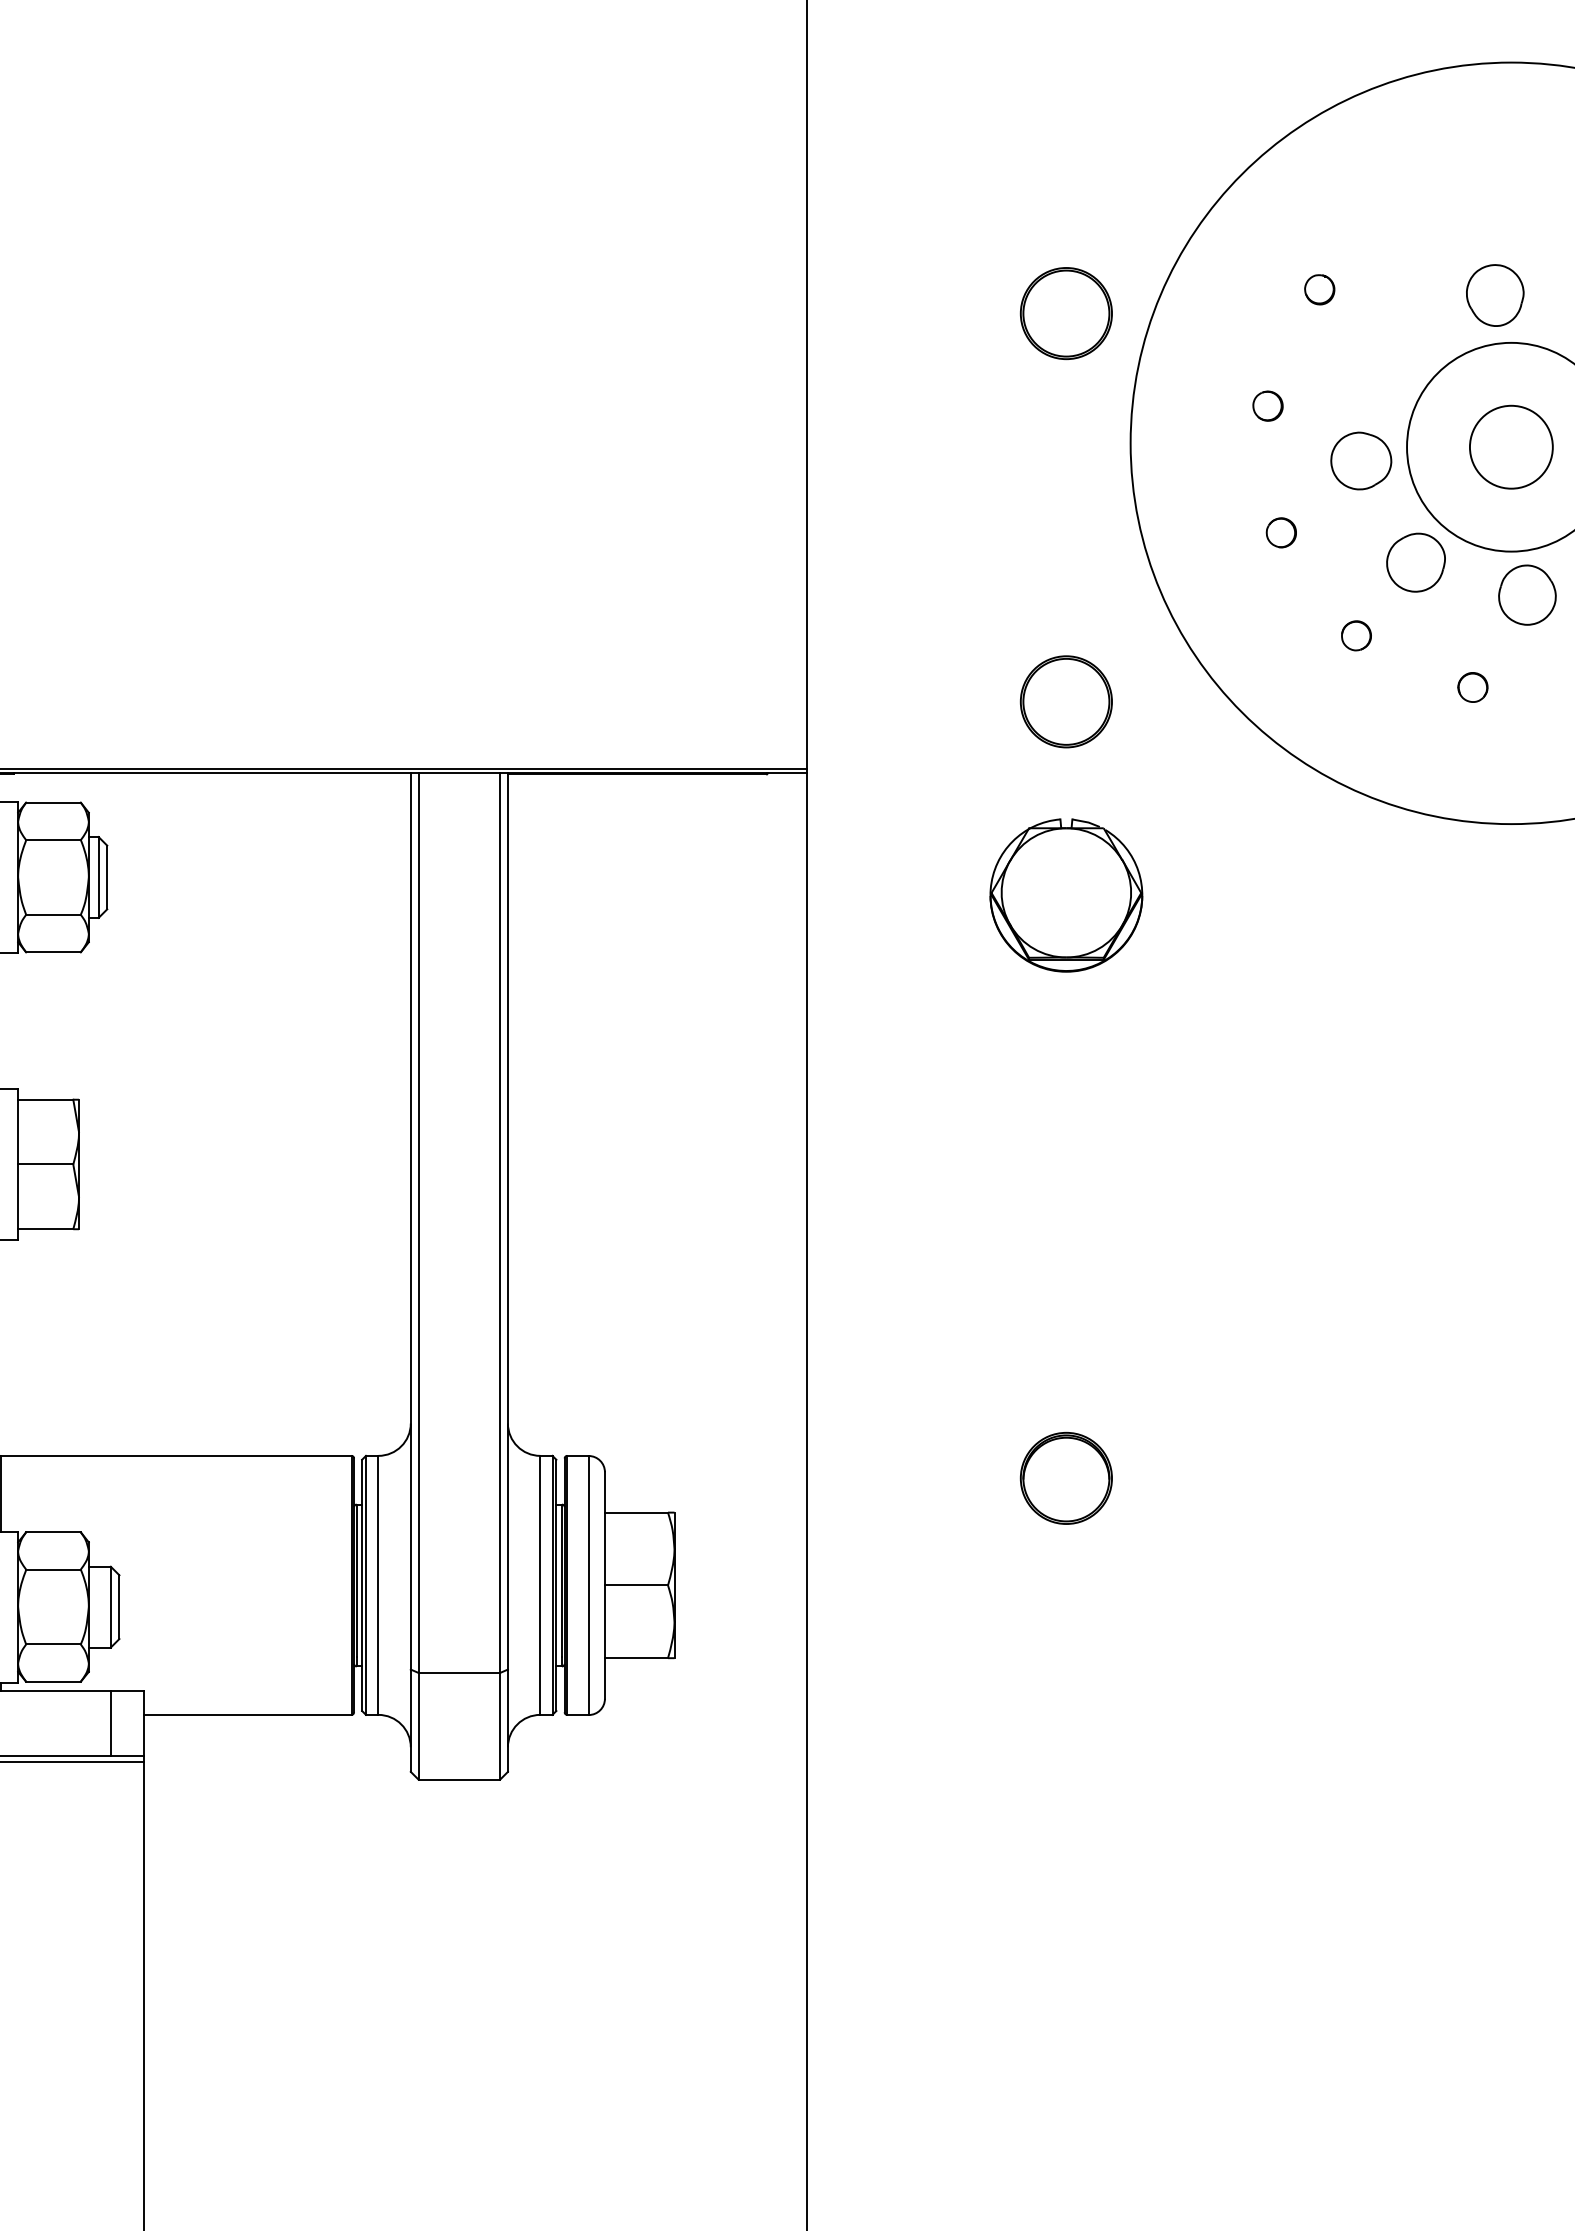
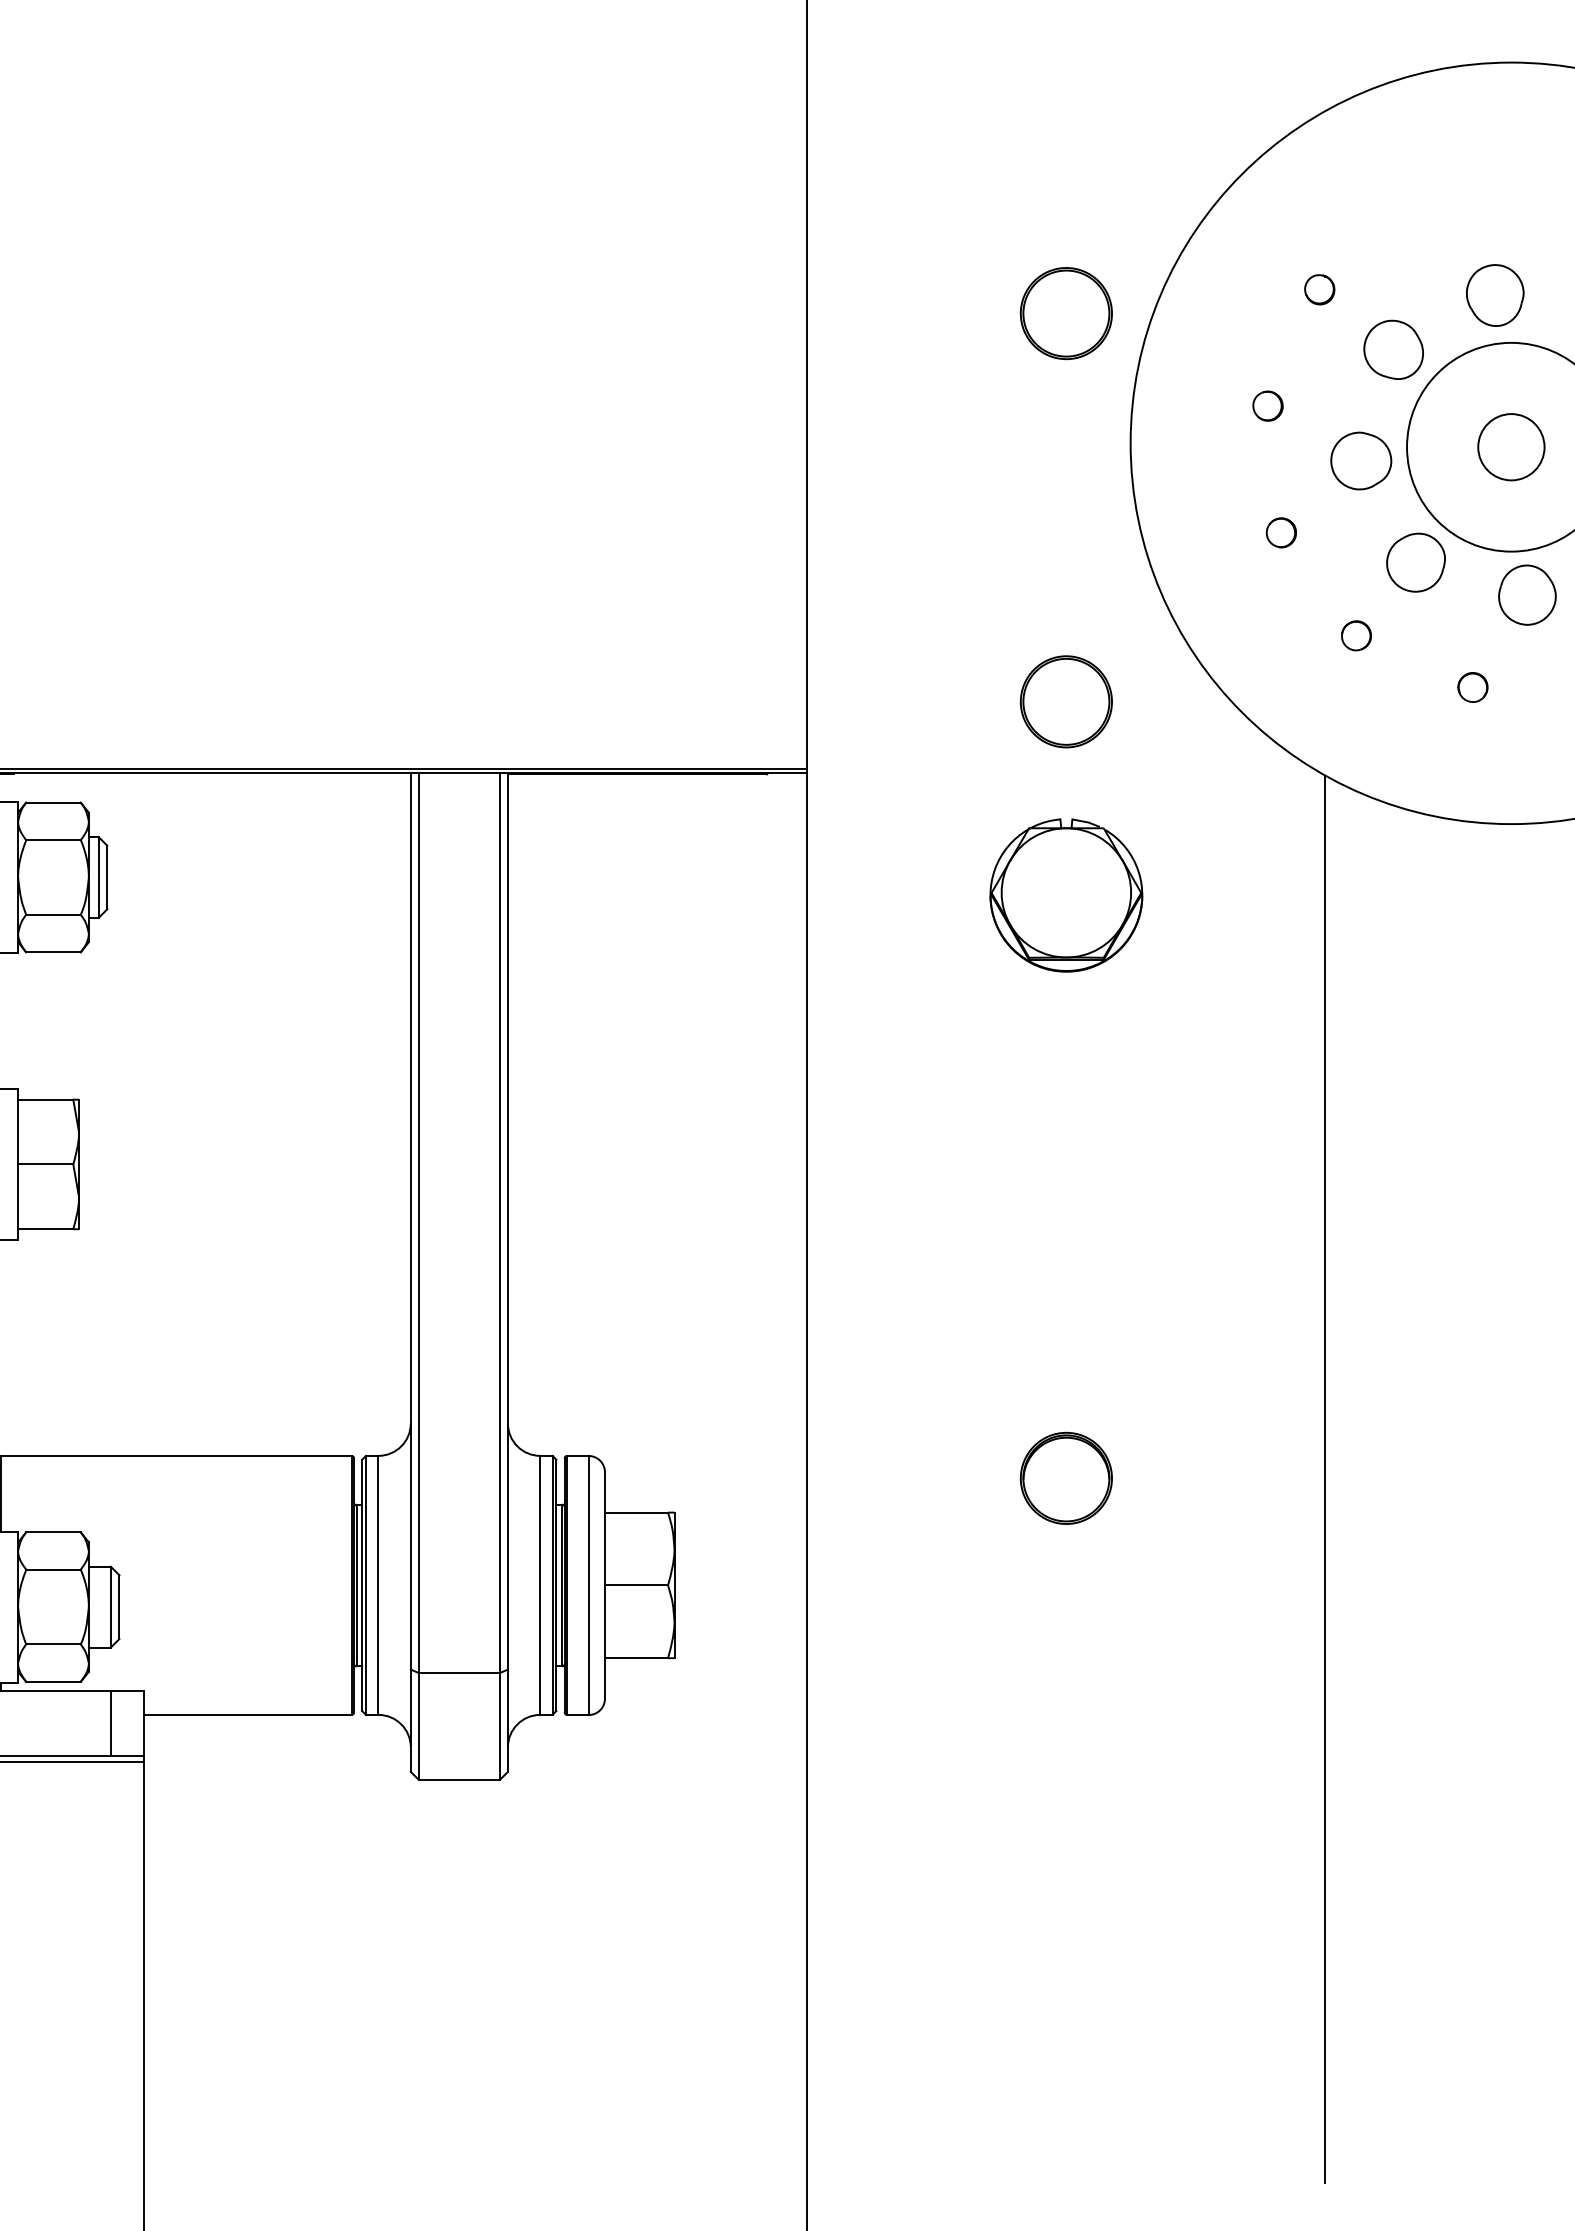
part: none -> present (1393, 349)
circle diameter: 83 px -> 66 px (1511, 447)
line: none -> present (1325, 1478)
